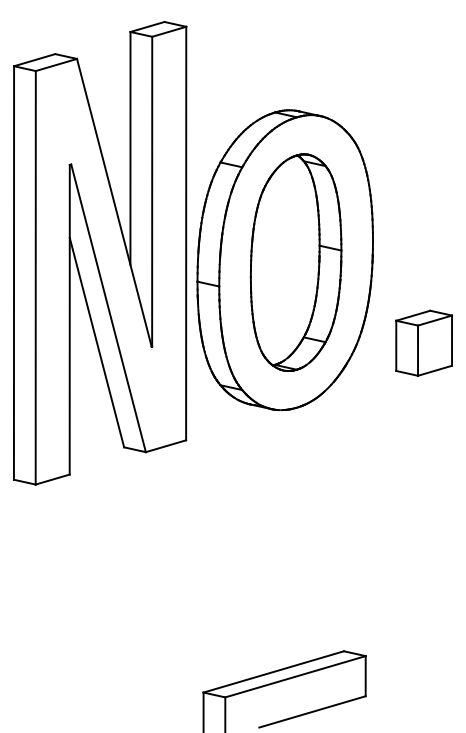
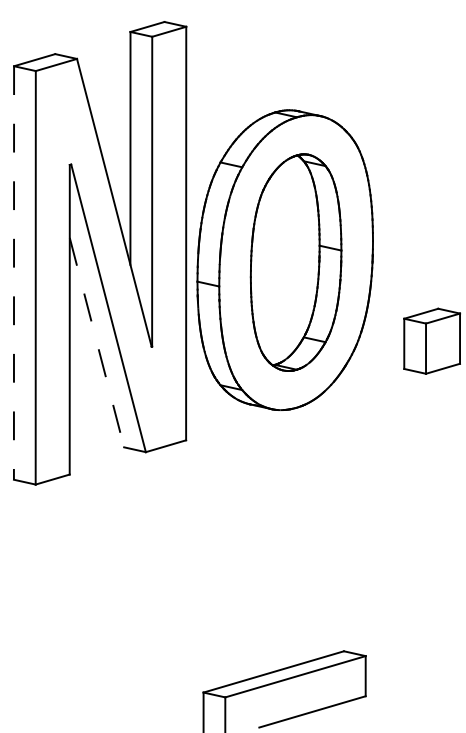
line: solid -> dashed (14, 273)
part position: (423, 342) -> (431, 340) (431, 340)
line: solid -> dashed (97, 343)
